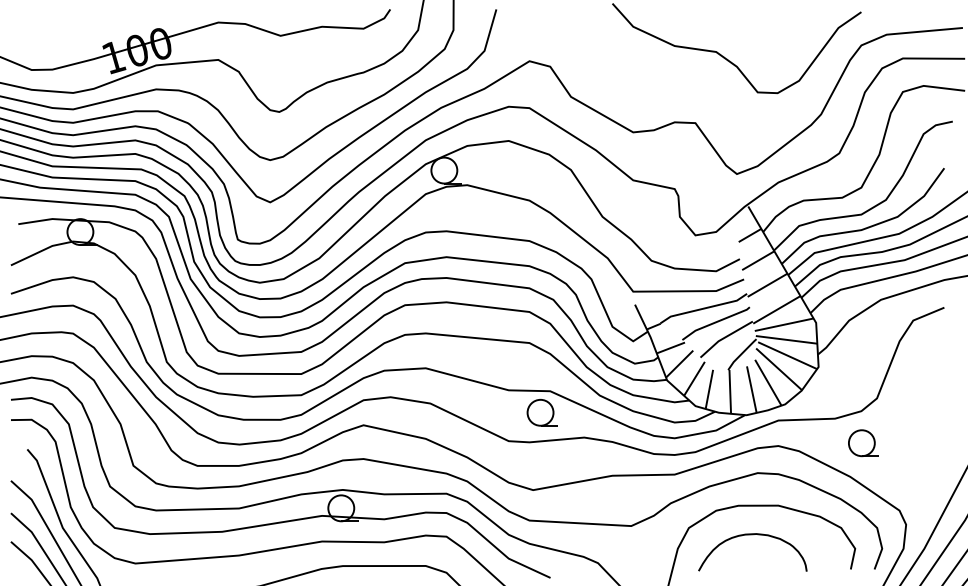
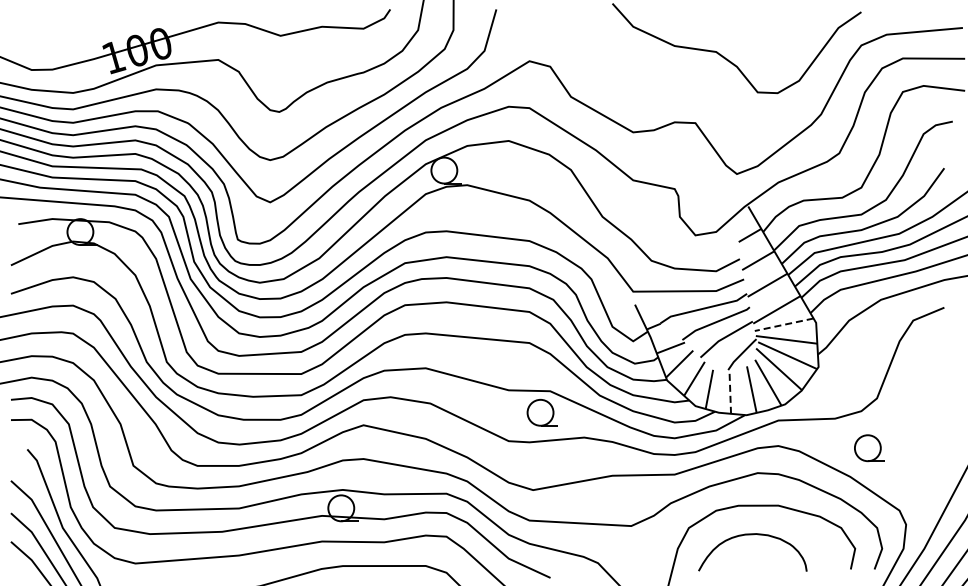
line: solid -> dashed (783, 324)
line: solid -> dashed (730, 391)
part position: (863, 443) -> (869, 448) (869, 448)
